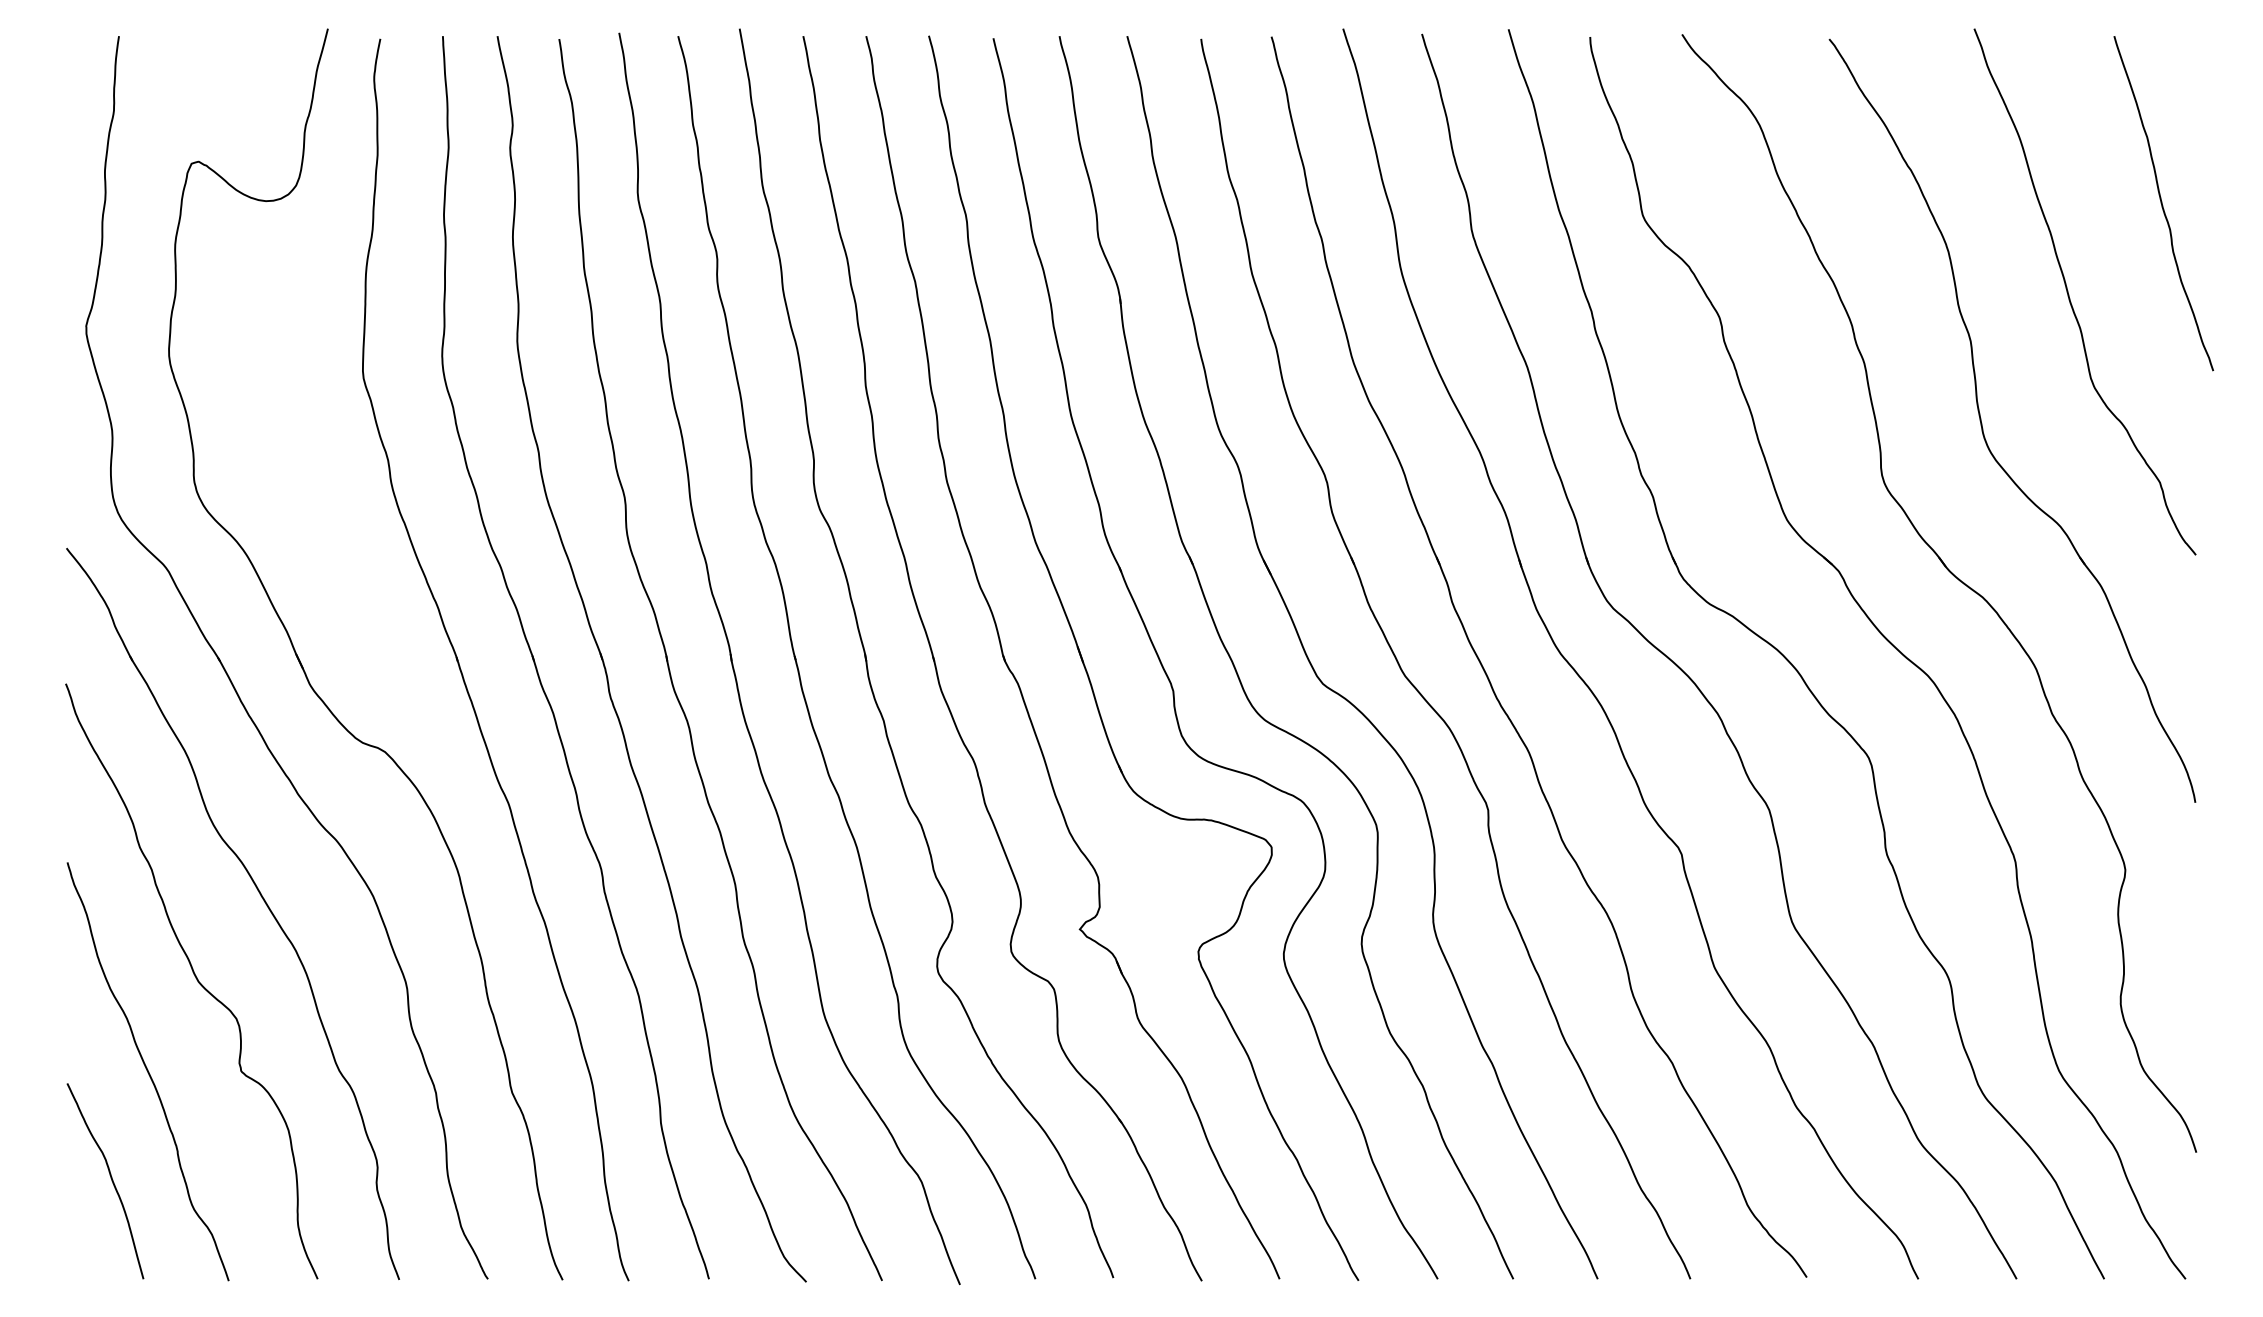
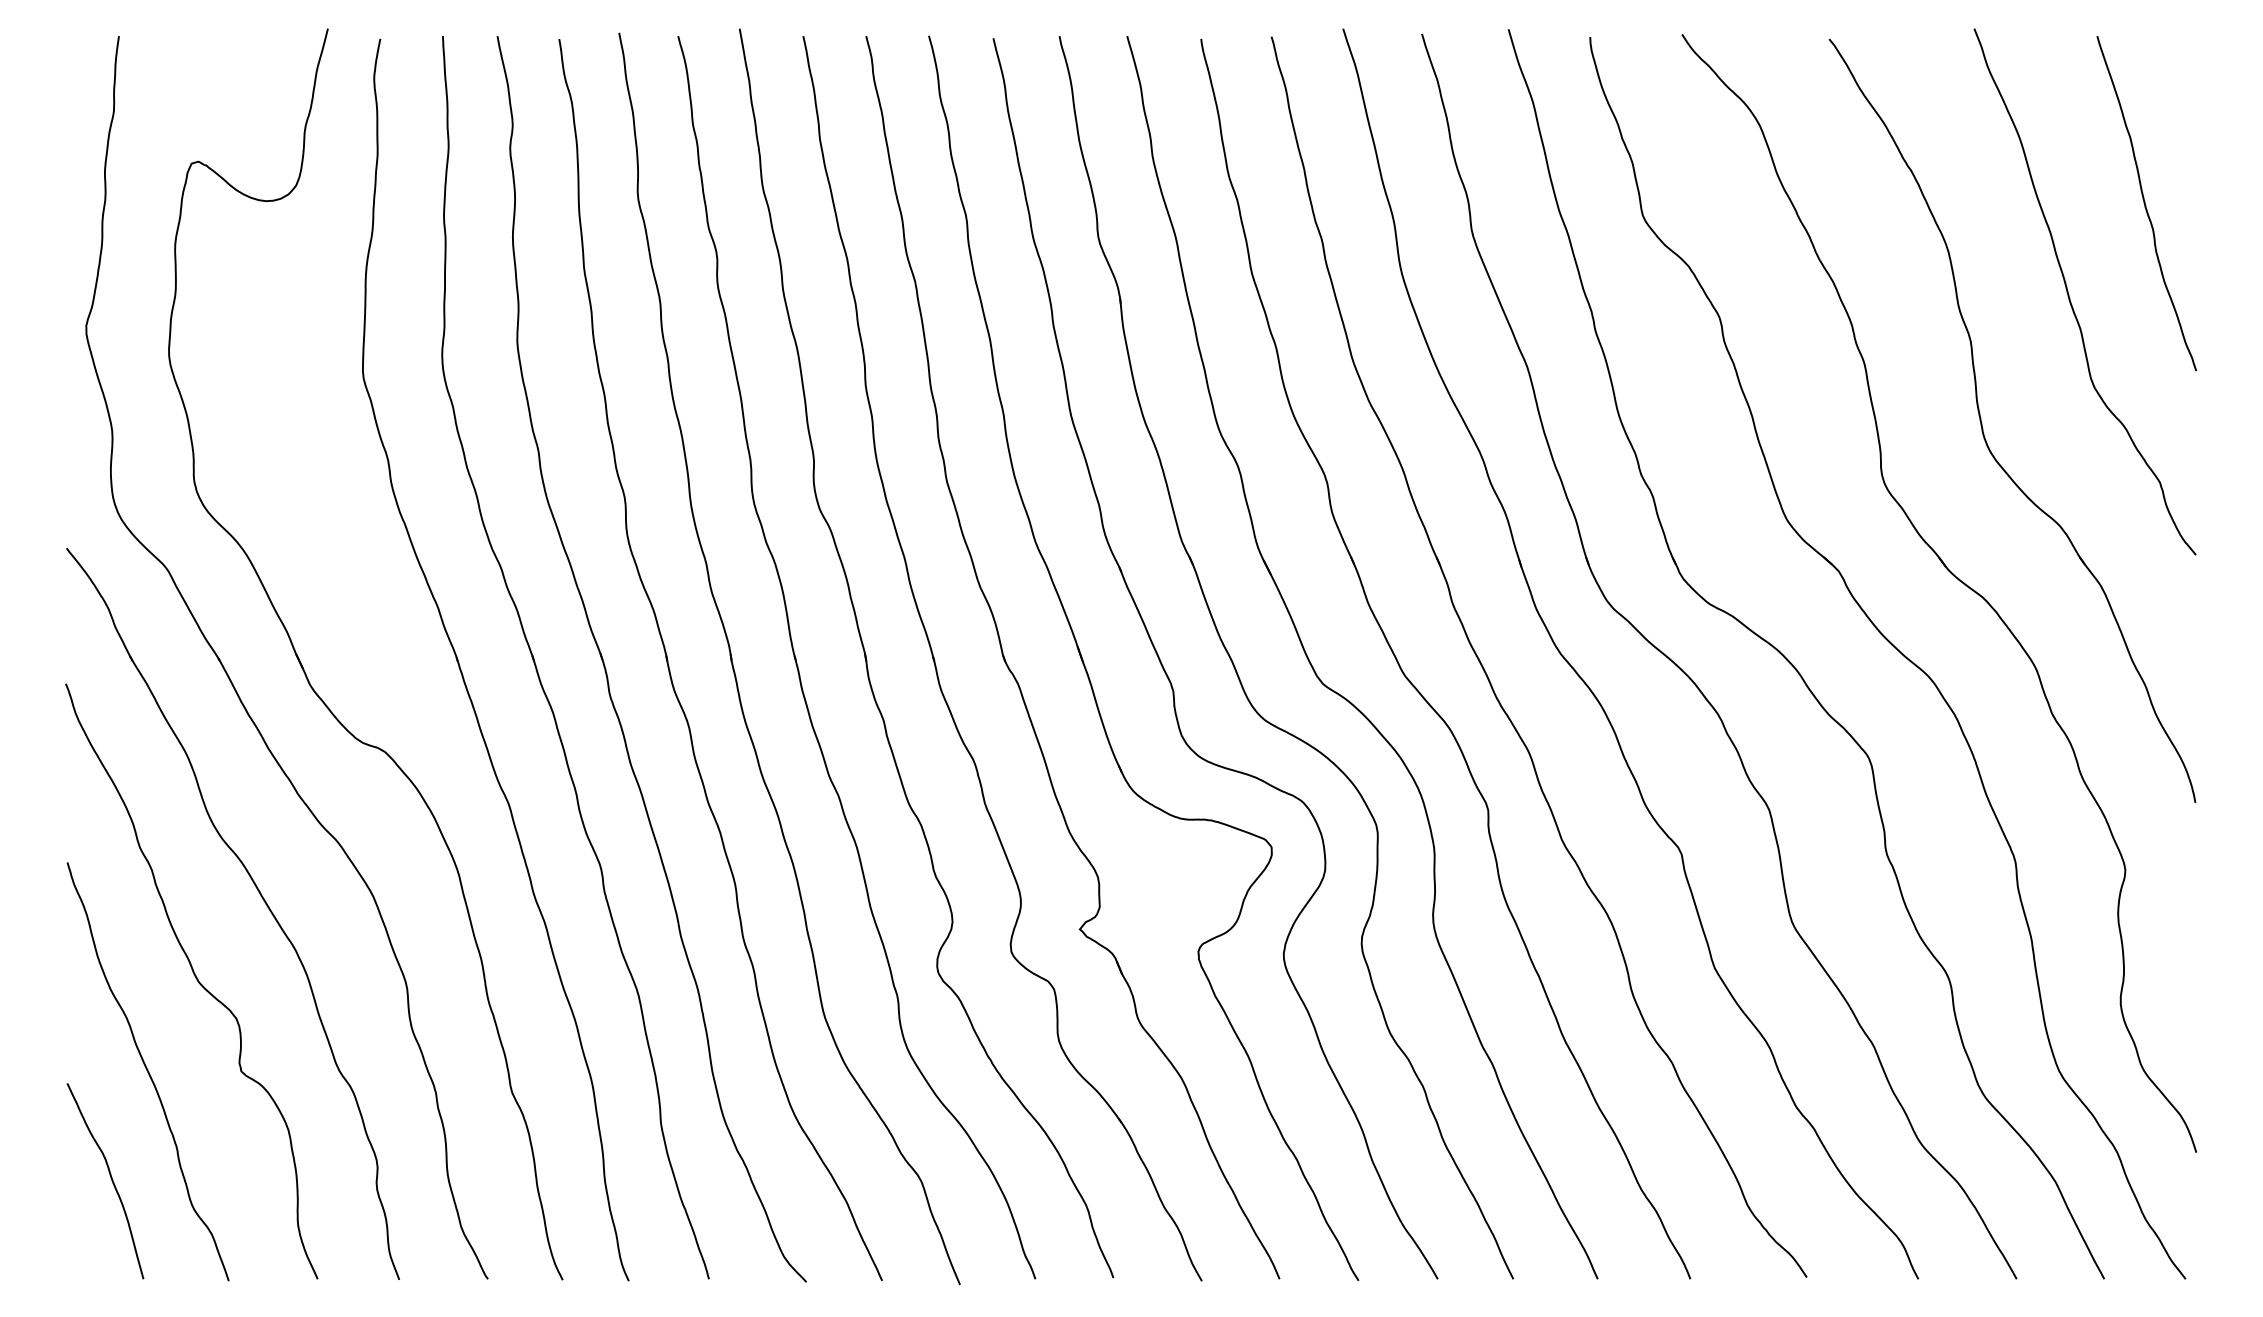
curve position: (2162, 203) -> (2145, 203) (2145, 203)
